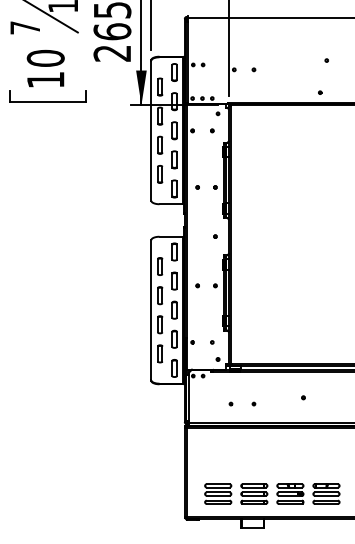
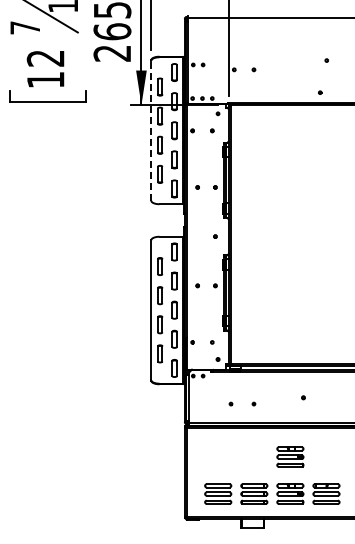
text: 10 -> 12 (45, 57)
line: solid -> dashed (151, 130)
part: none -> present (290, 456)
